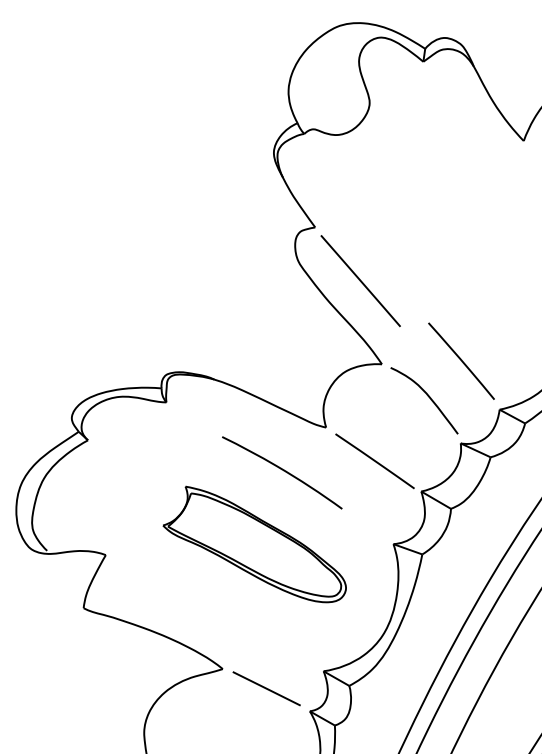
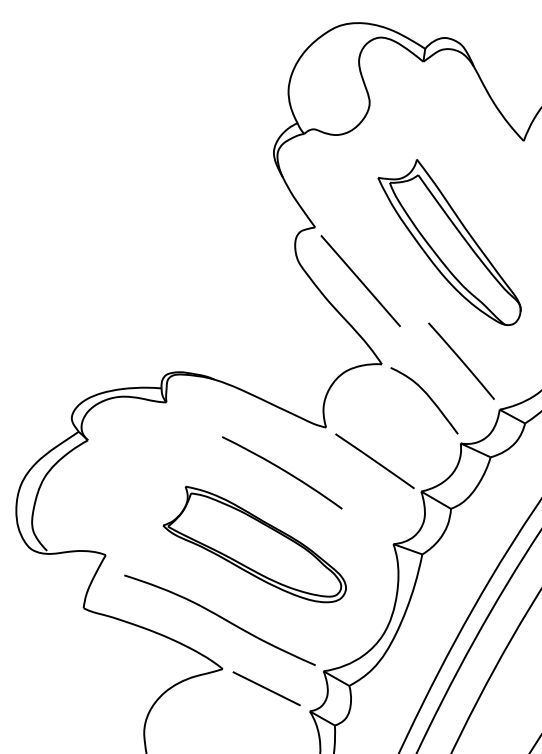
part: none -> present (449, 242)
curve: none -> present (219, 617)
